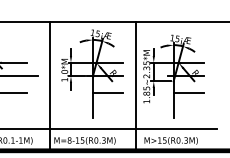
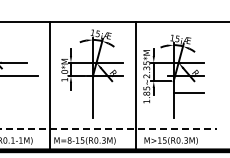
line: present -> none (14, 93)
line: present -> none (107, 93)
line: solid -> dashed (108, 129)
